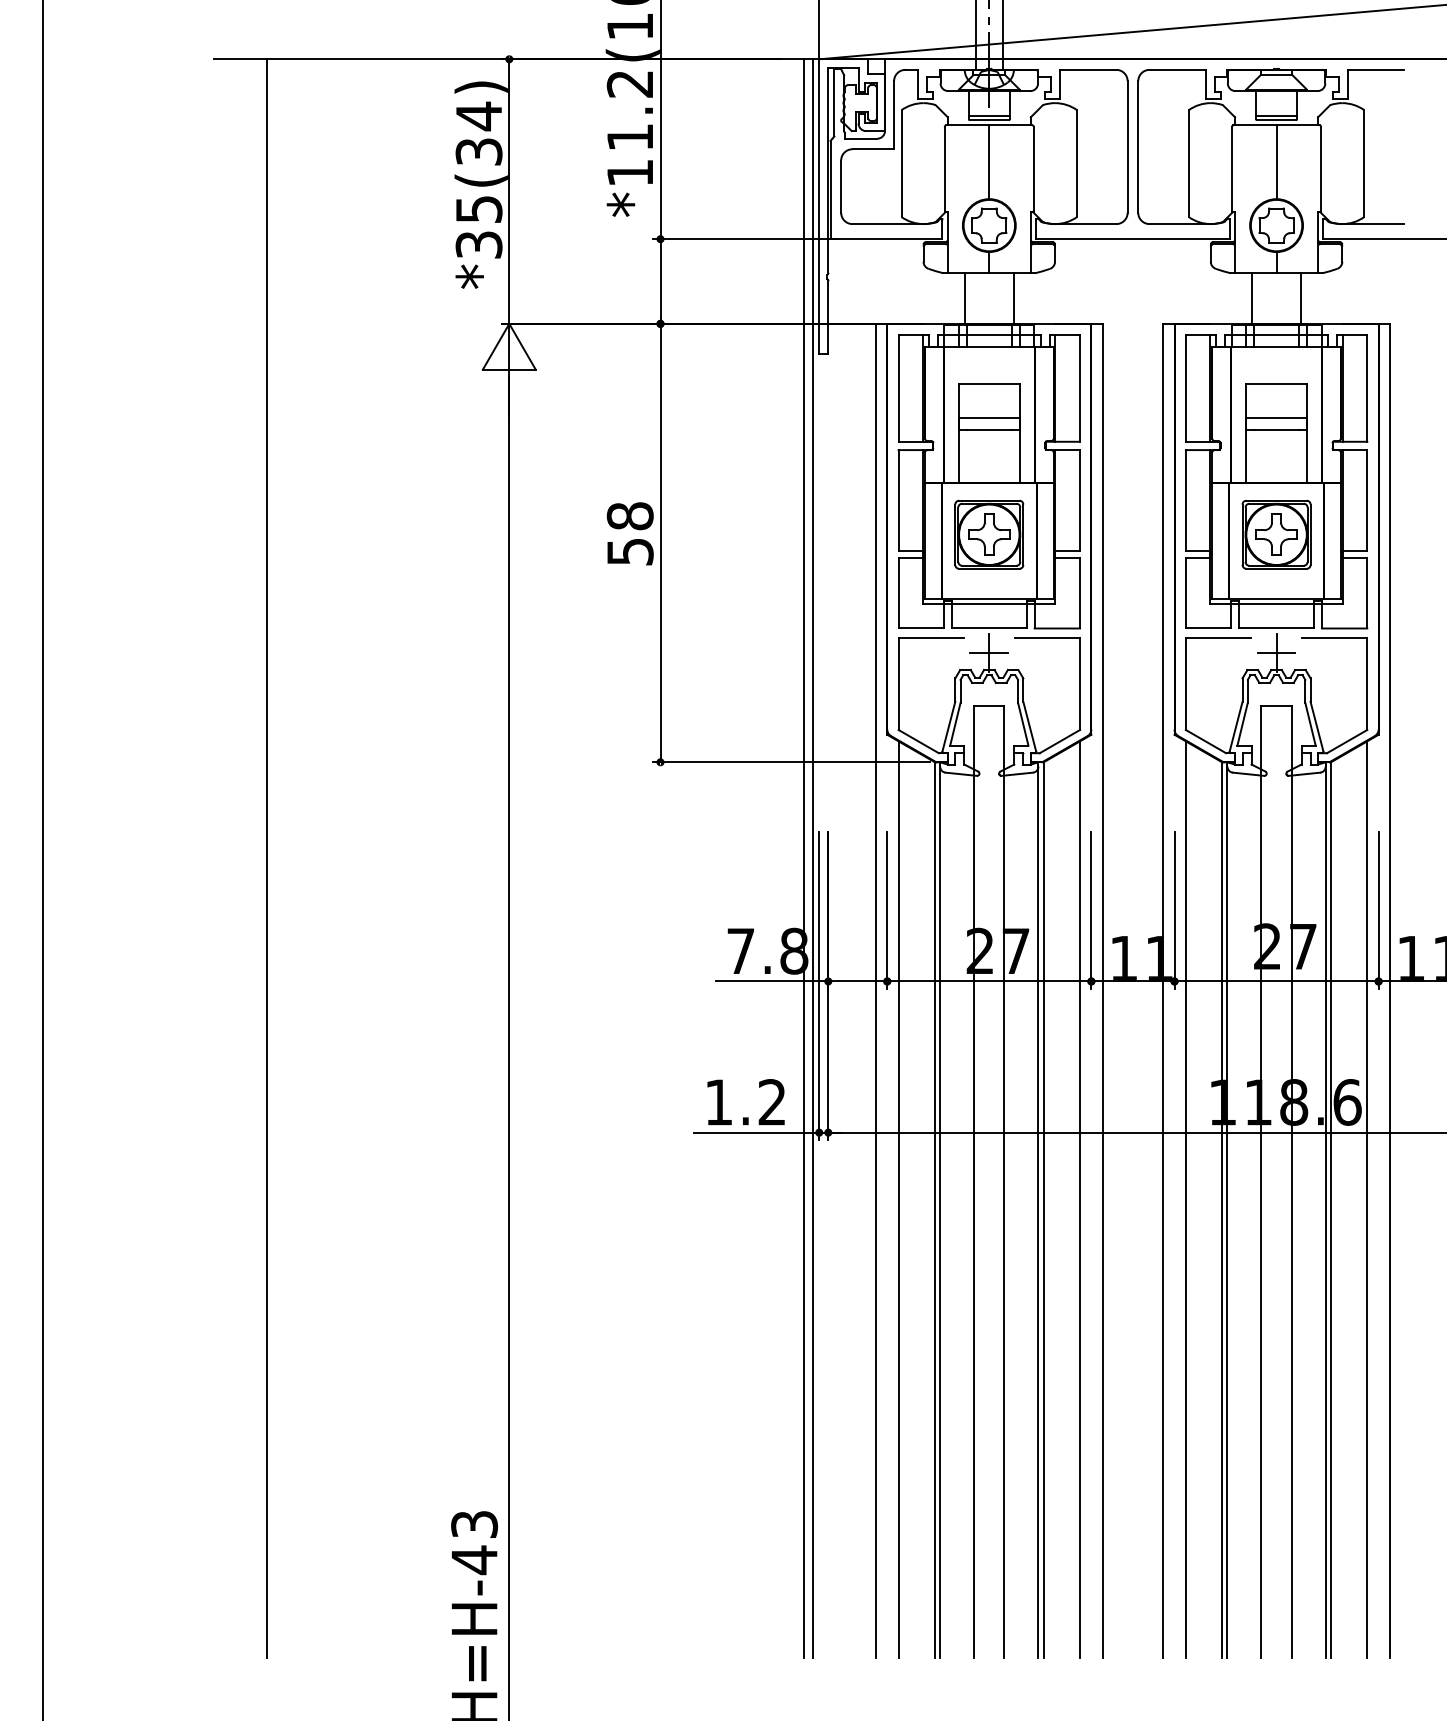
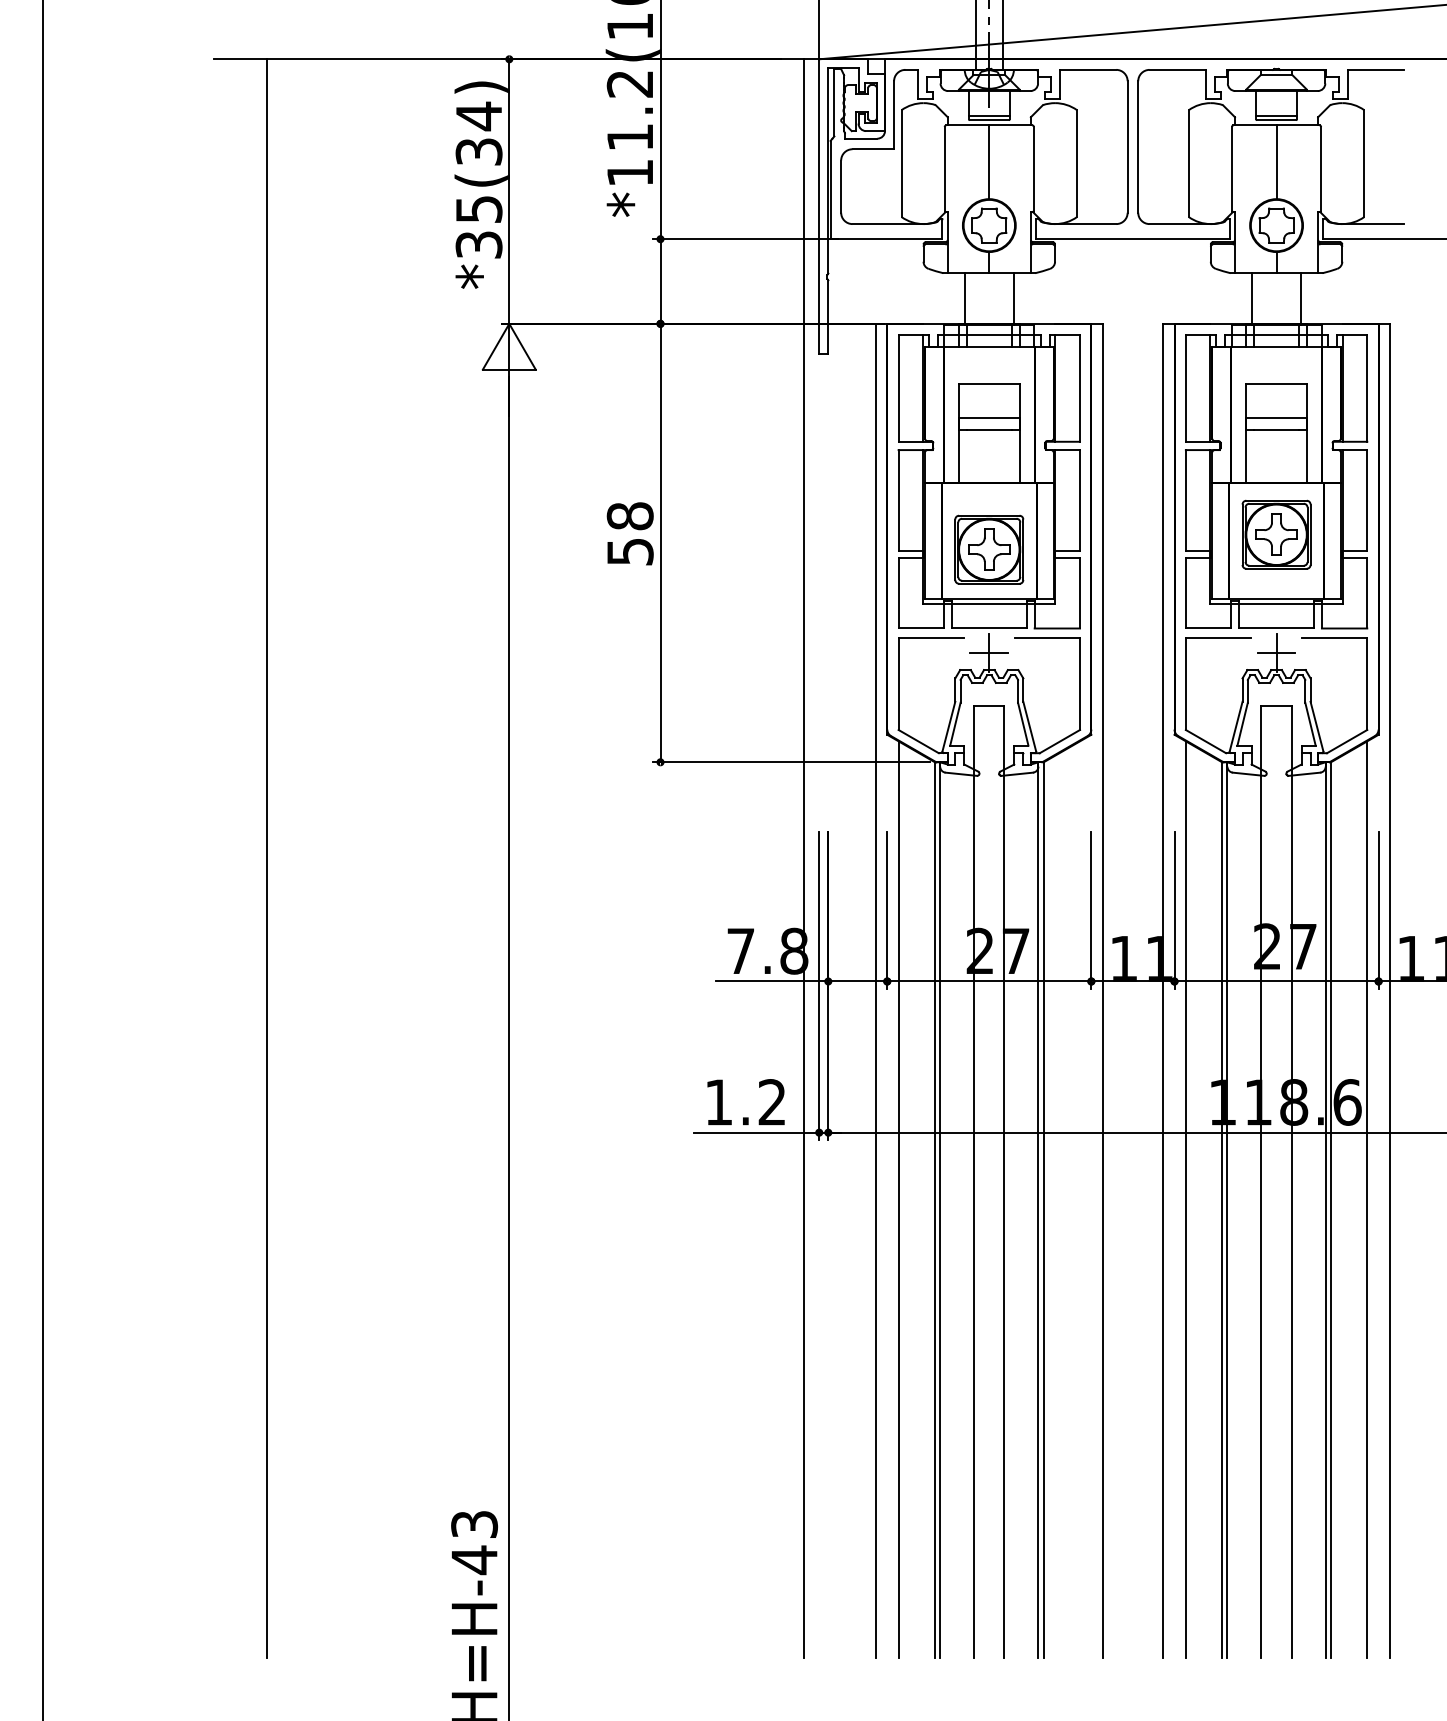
part position: (989, 534) -> (989, 549) (989, 549)
line: present -> none (813, 858)
line: present -> none (1080, 1200)
